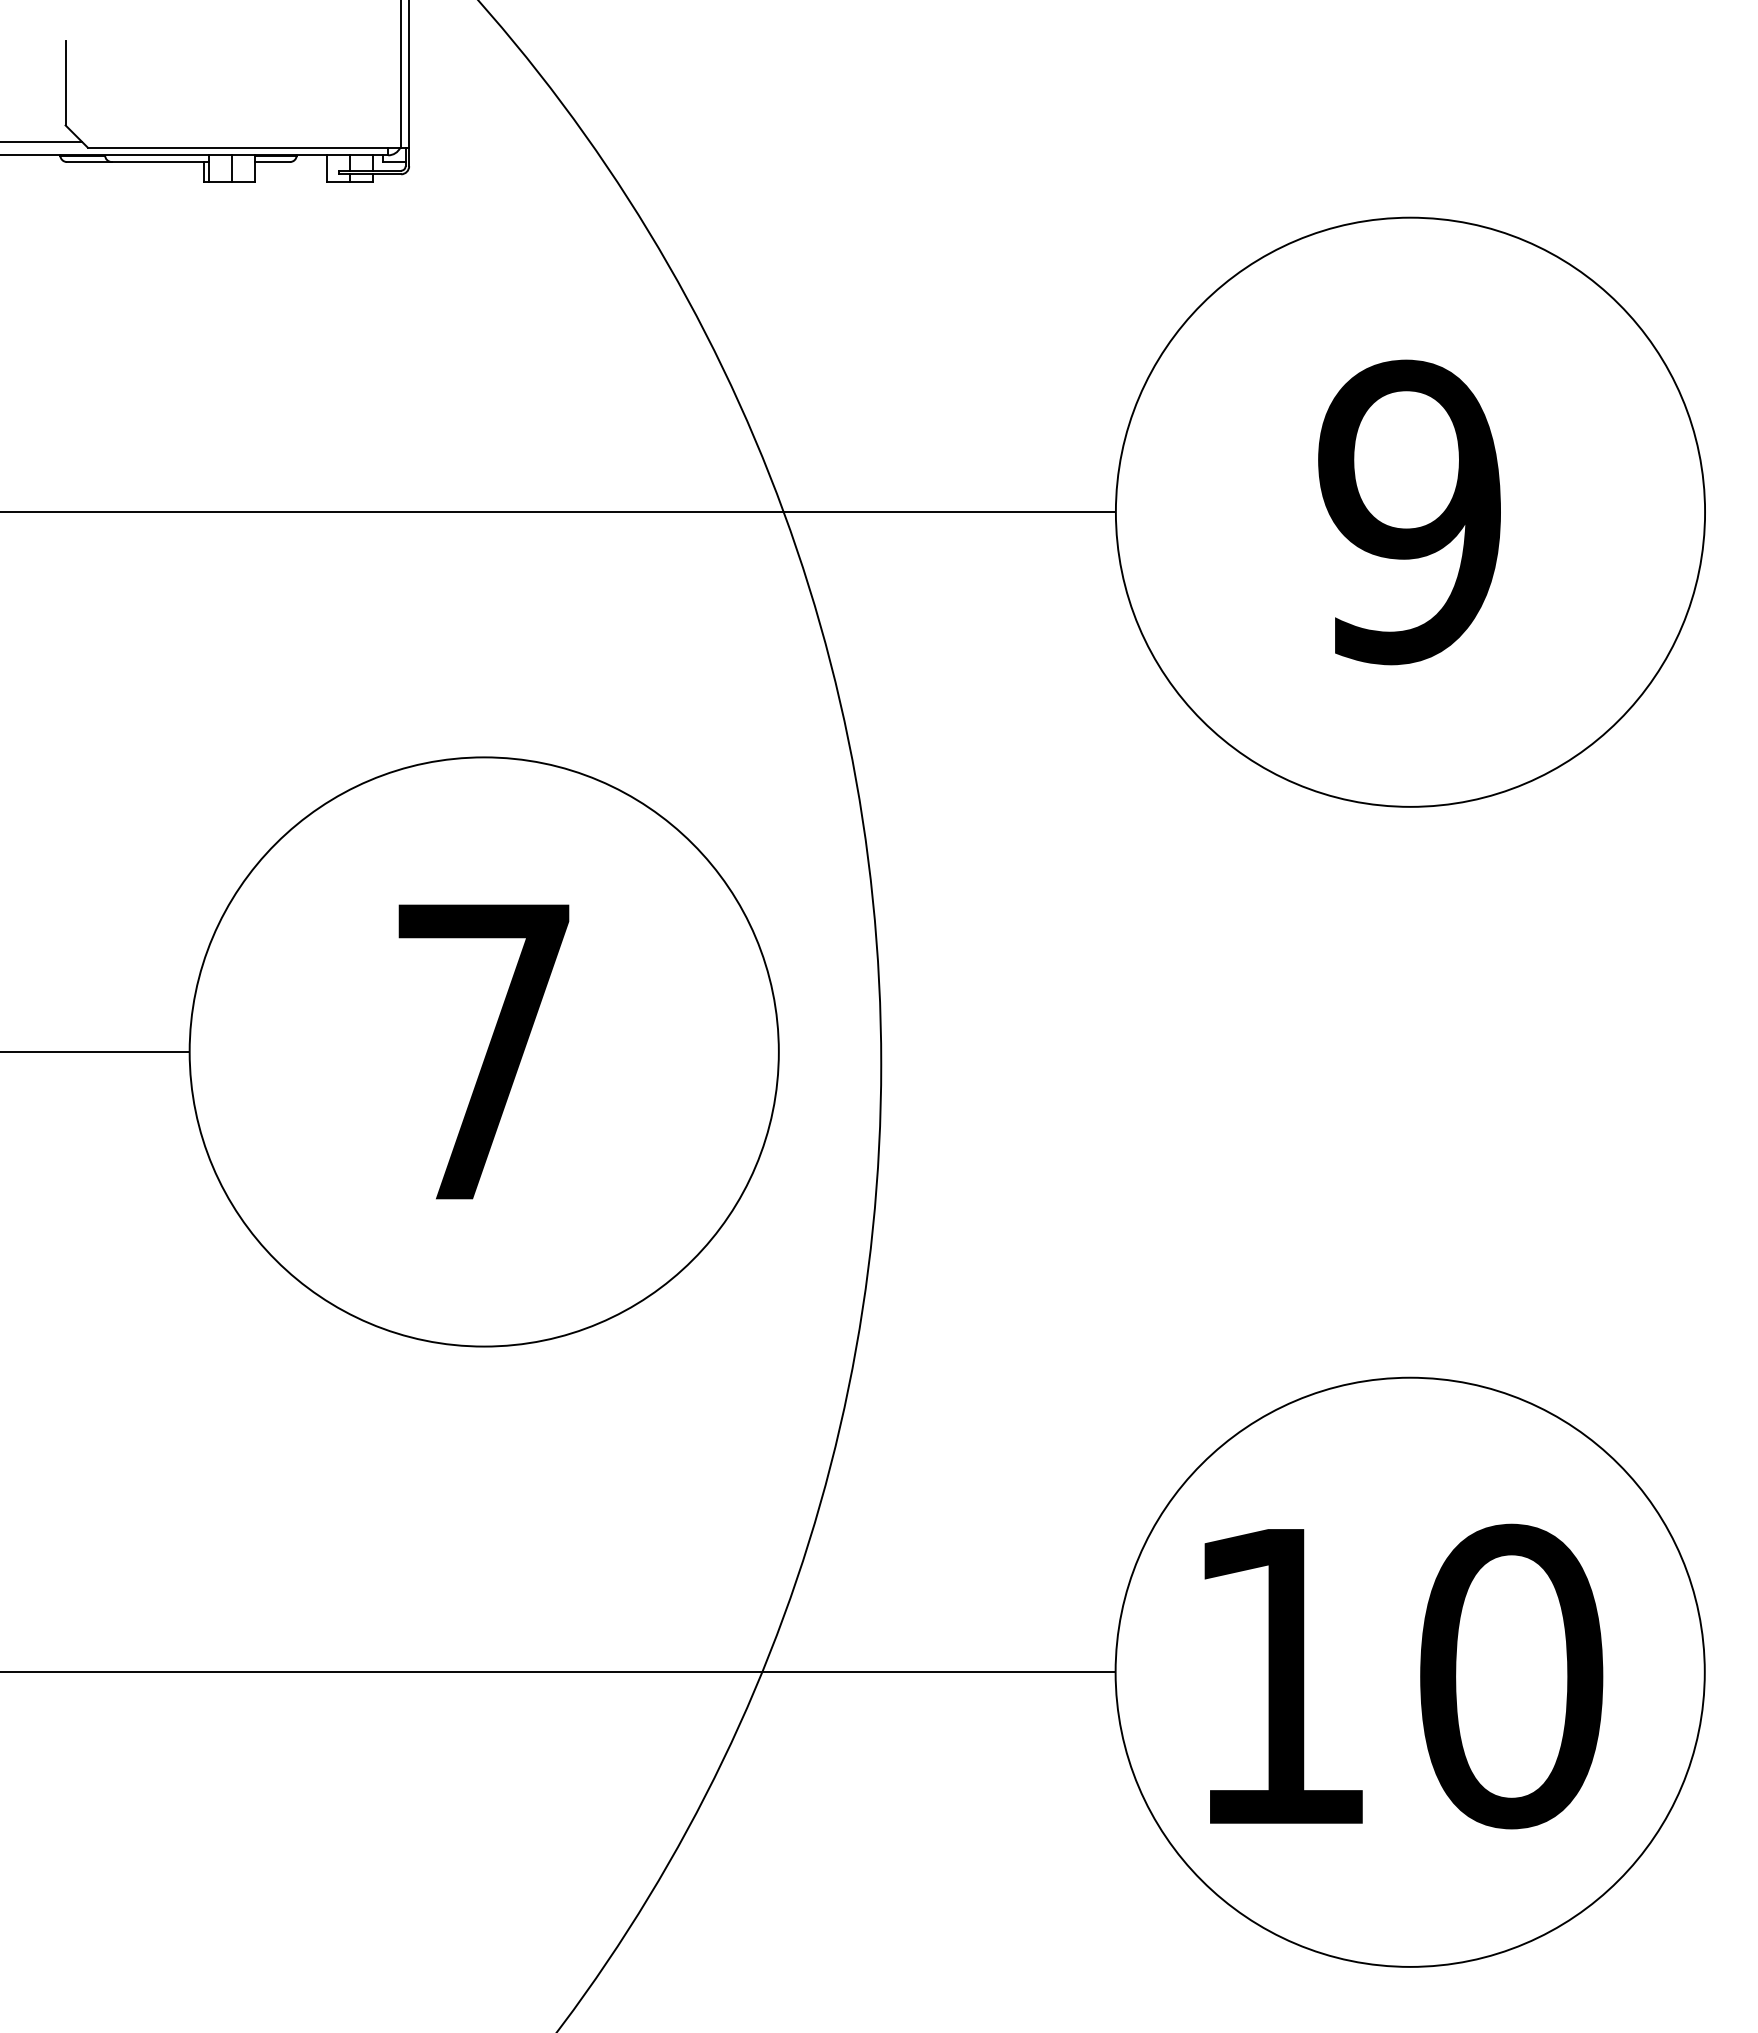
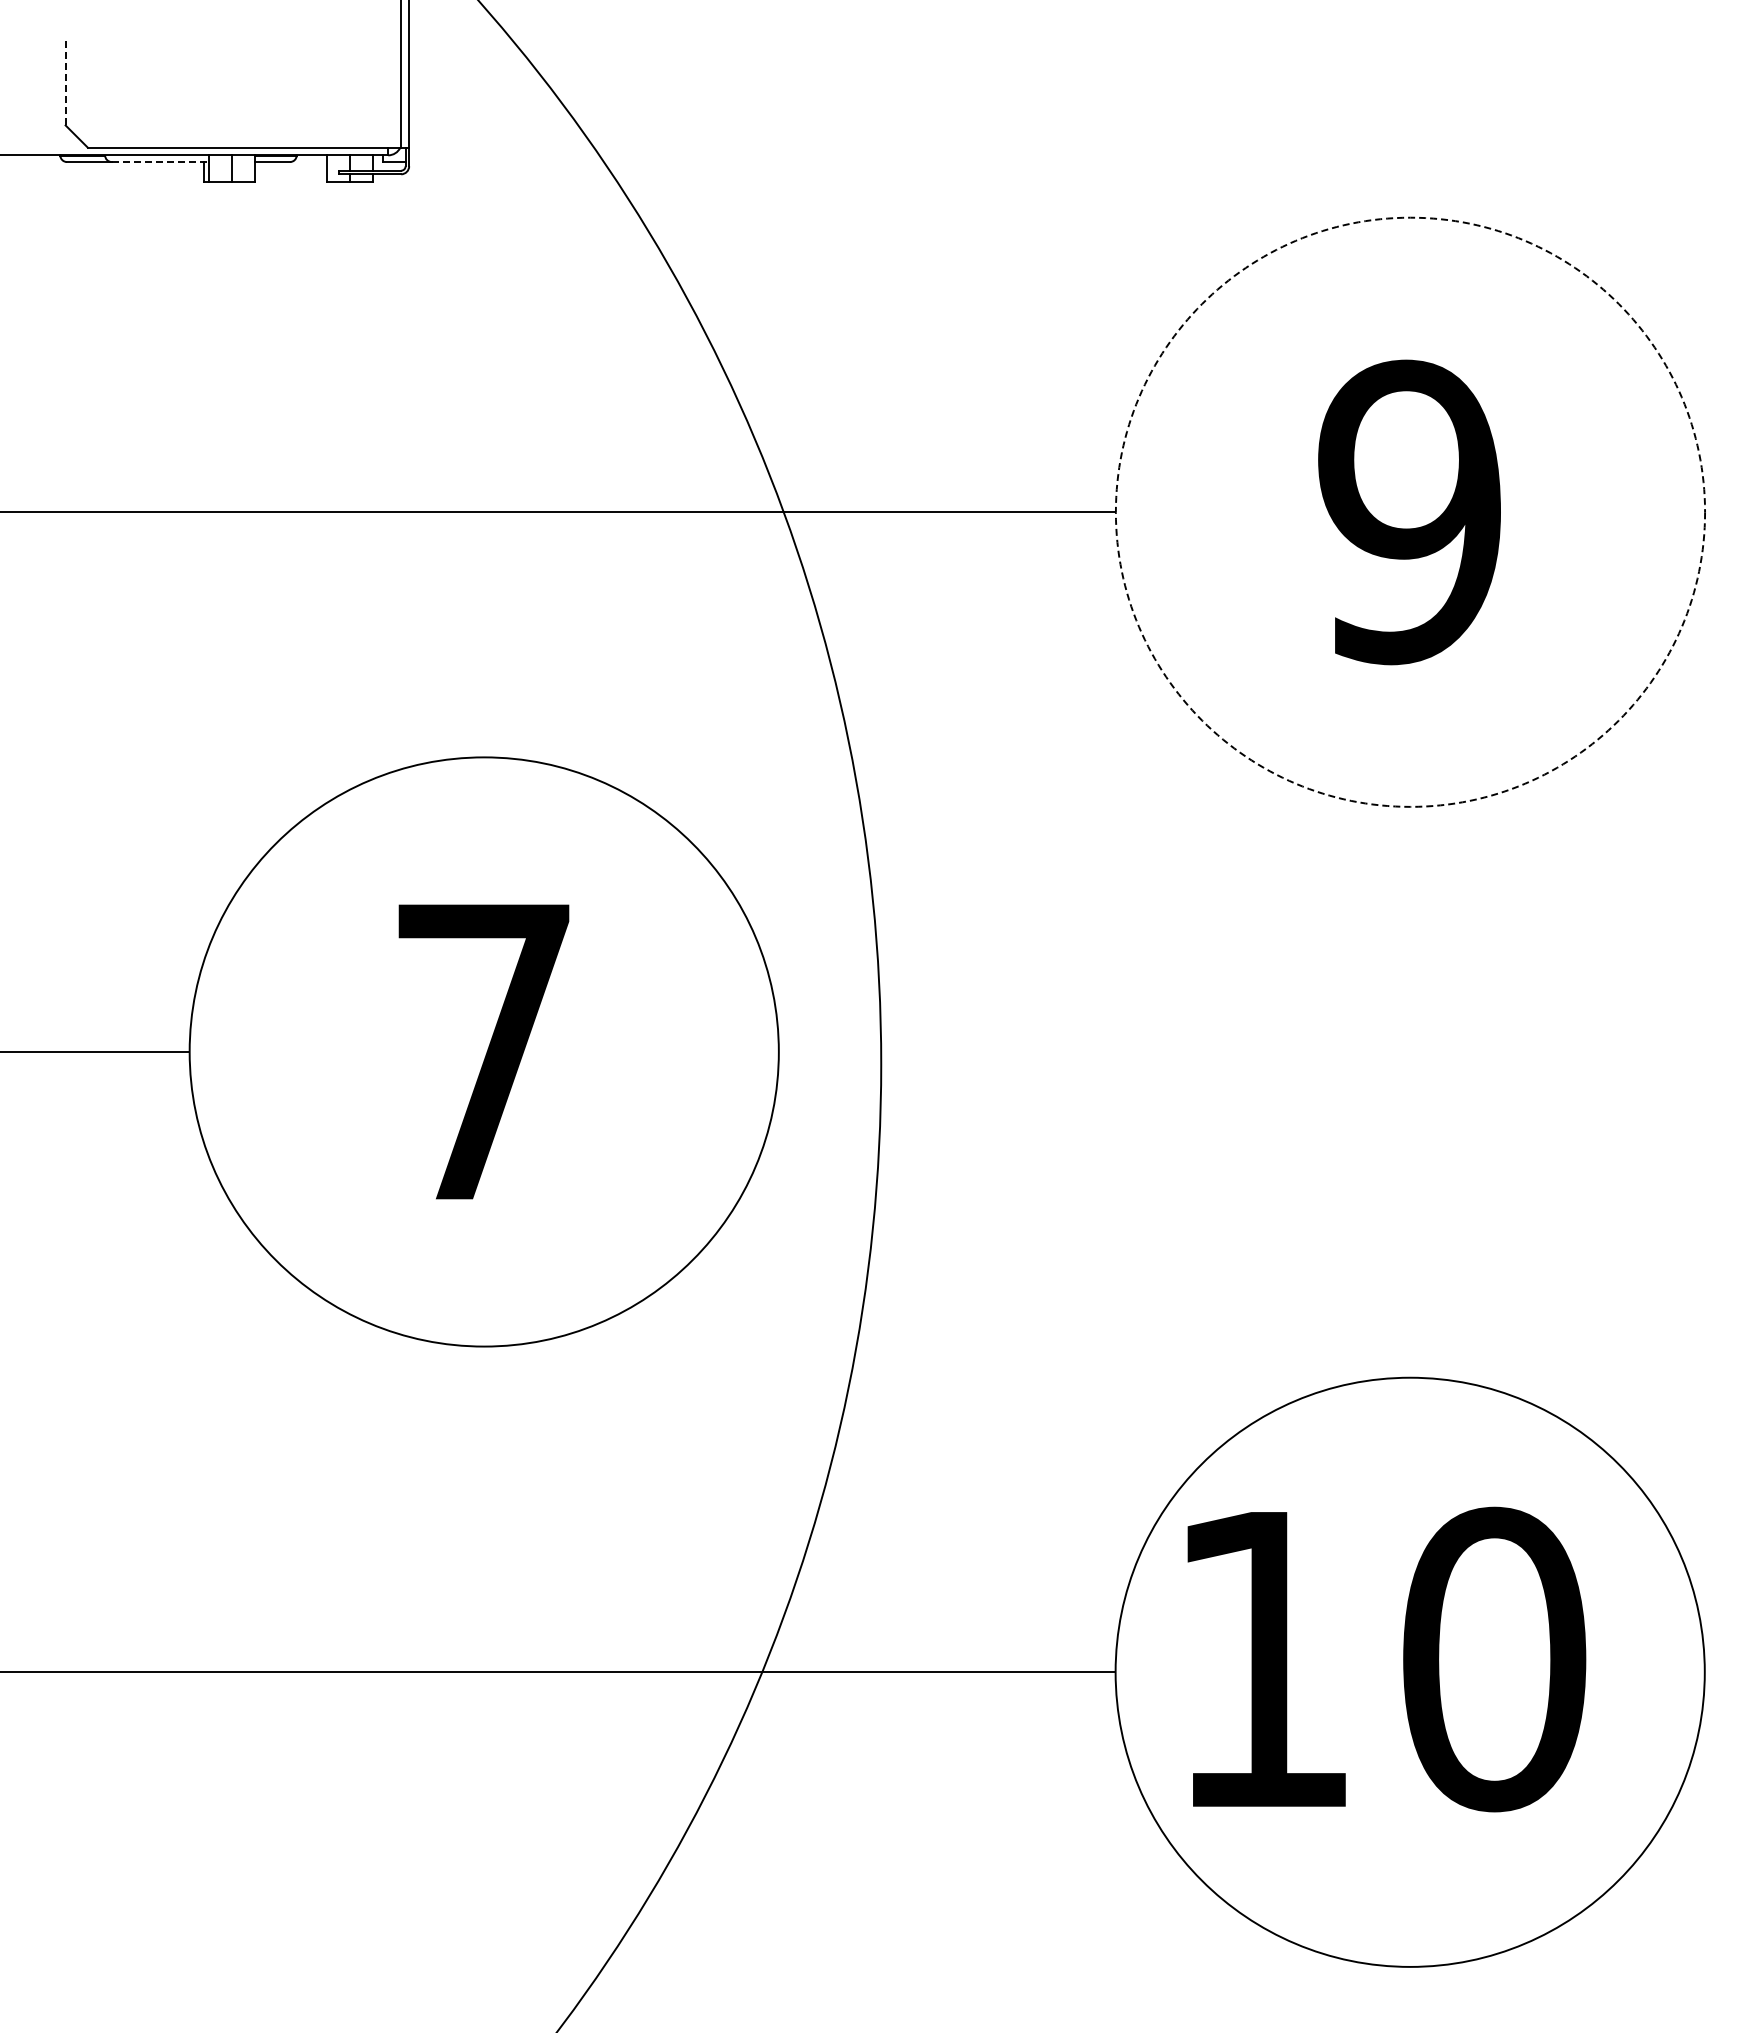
line: solid -> dashed (65, 82)
line: present -> none (42, 141)
line: solid -> dashed (160, 162)
circle: solid -> dashed (1410, 511)
text position: (1403, 1676) -> (1386, 1659) (1386, 1659)
